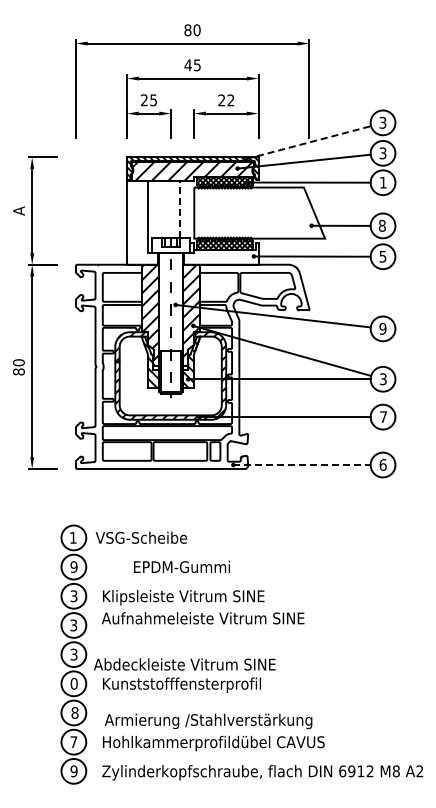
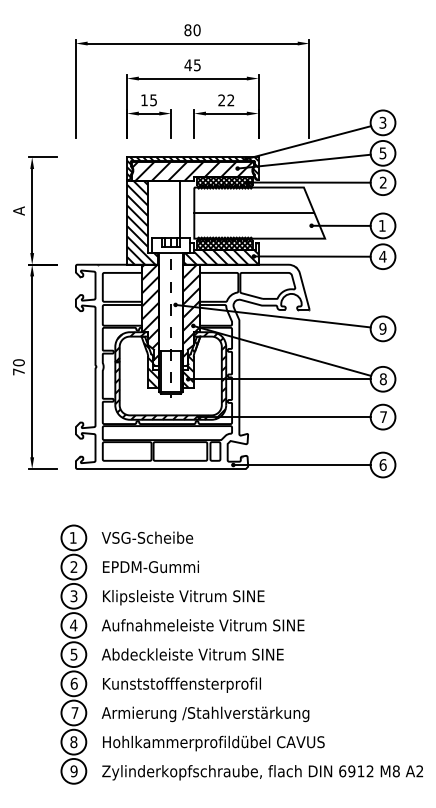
text: 25 -> 15 (144, 100)
line: dashed -> solid (308, 142)
text: 3 -> 5 (383, 152)
text: 1 -> 2 (382, 182)
line: dashed -> solid (179, 209)
line: none -> present (254, 213)
hatch: none -> present (142, 222)
text: 8 -> 1 (381, 225)
hatch: none -> present (221, 253)
text: 5 -> 4 (382, 256)
text: 80 -> 70 (18, 371)
text: 3 -> 8 (382, 379)
line: dashed -> solid (302, 465)
text position: (141, 537) -> (147, 537) (147, 537)
text position: (181, 566) -> (150, 566) (150, 566)
text: 9 -> 2 (73, 567)
text position: (203, 618) -> (203, 625) (203, 625)
text: 3 -> 4 (73, 625)
text: 3 -> 5 (74, 653)
text position: (184, 664) -> (192, 654) (192, 654)
text: 0 -> 6 (74, 683)
text: 8 -> 7 (74, 712)
text position: (208, 721) -> (205, 714) (205, 714)
text: 7 -> 8 (73, 742)
